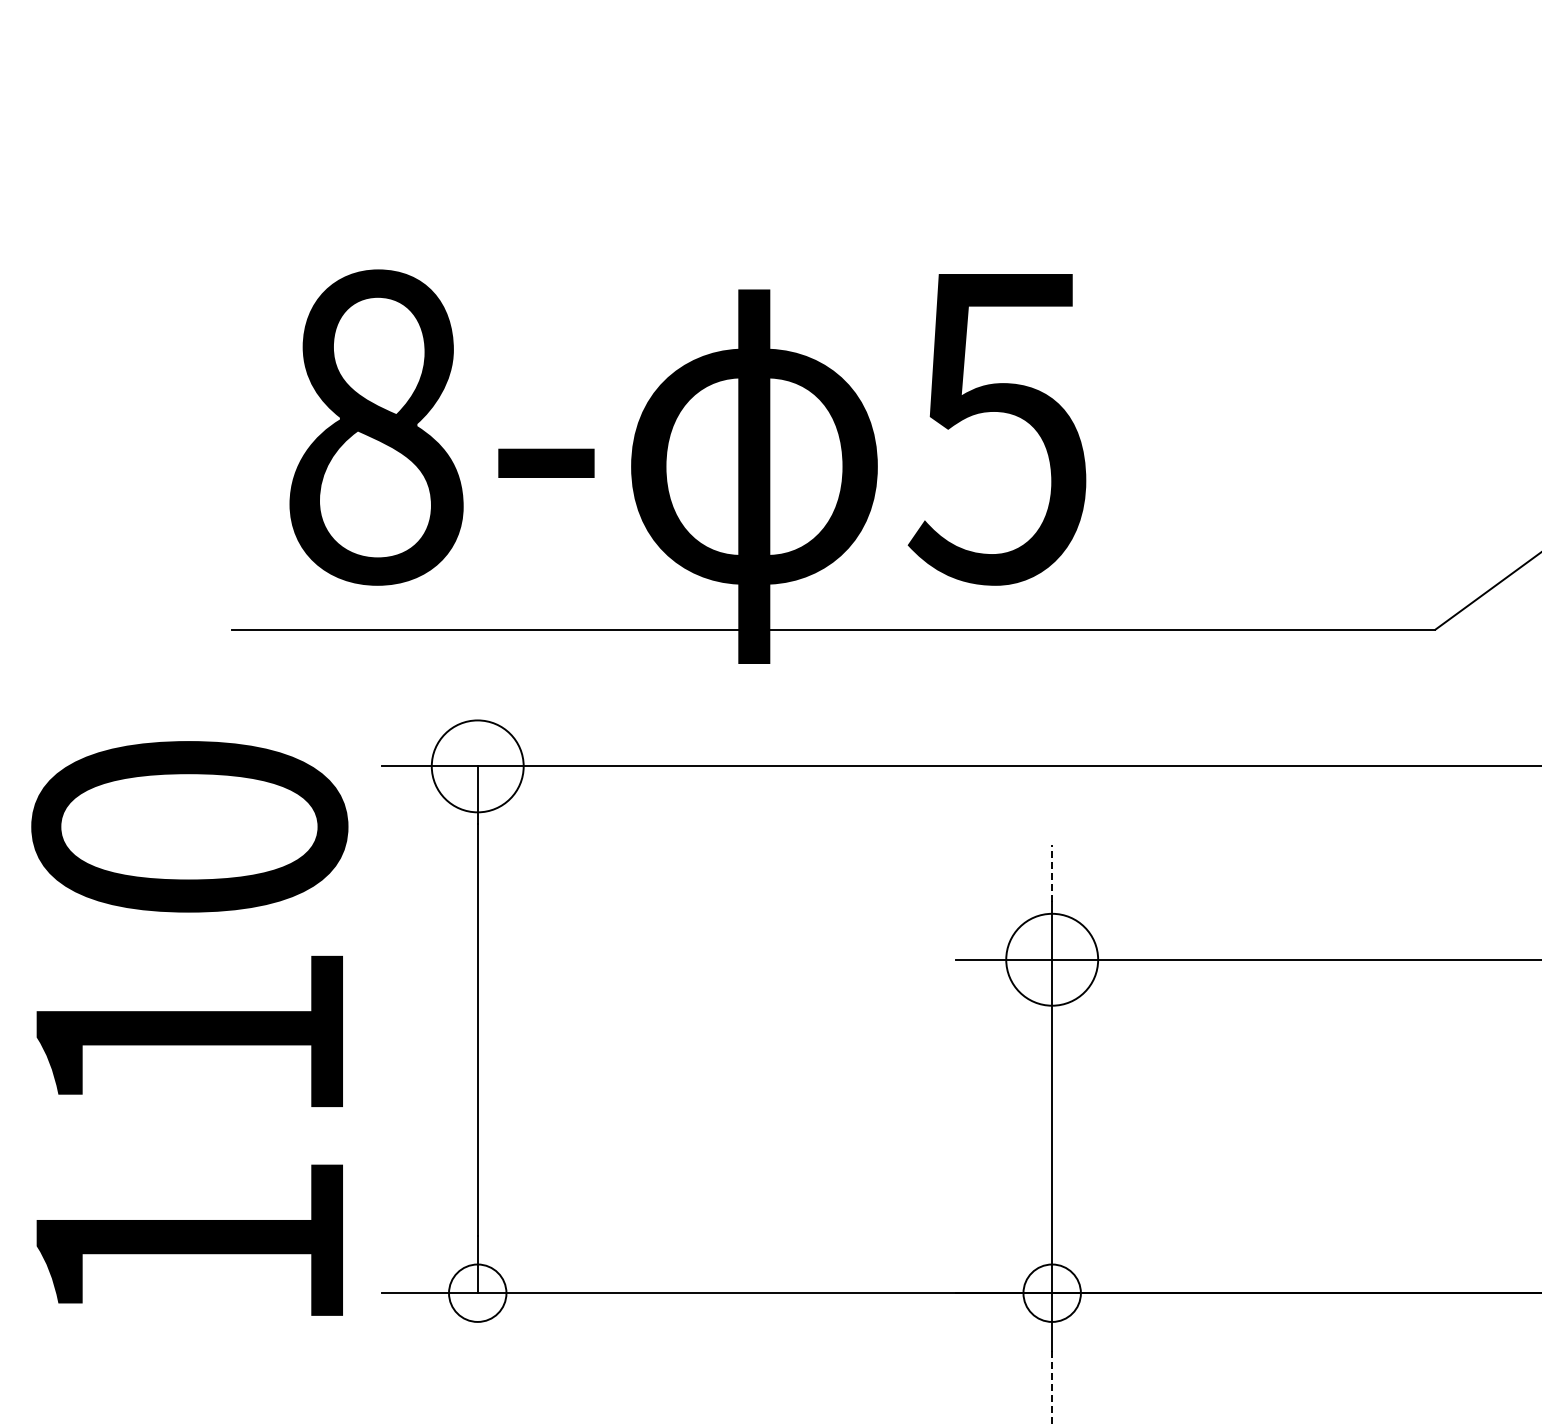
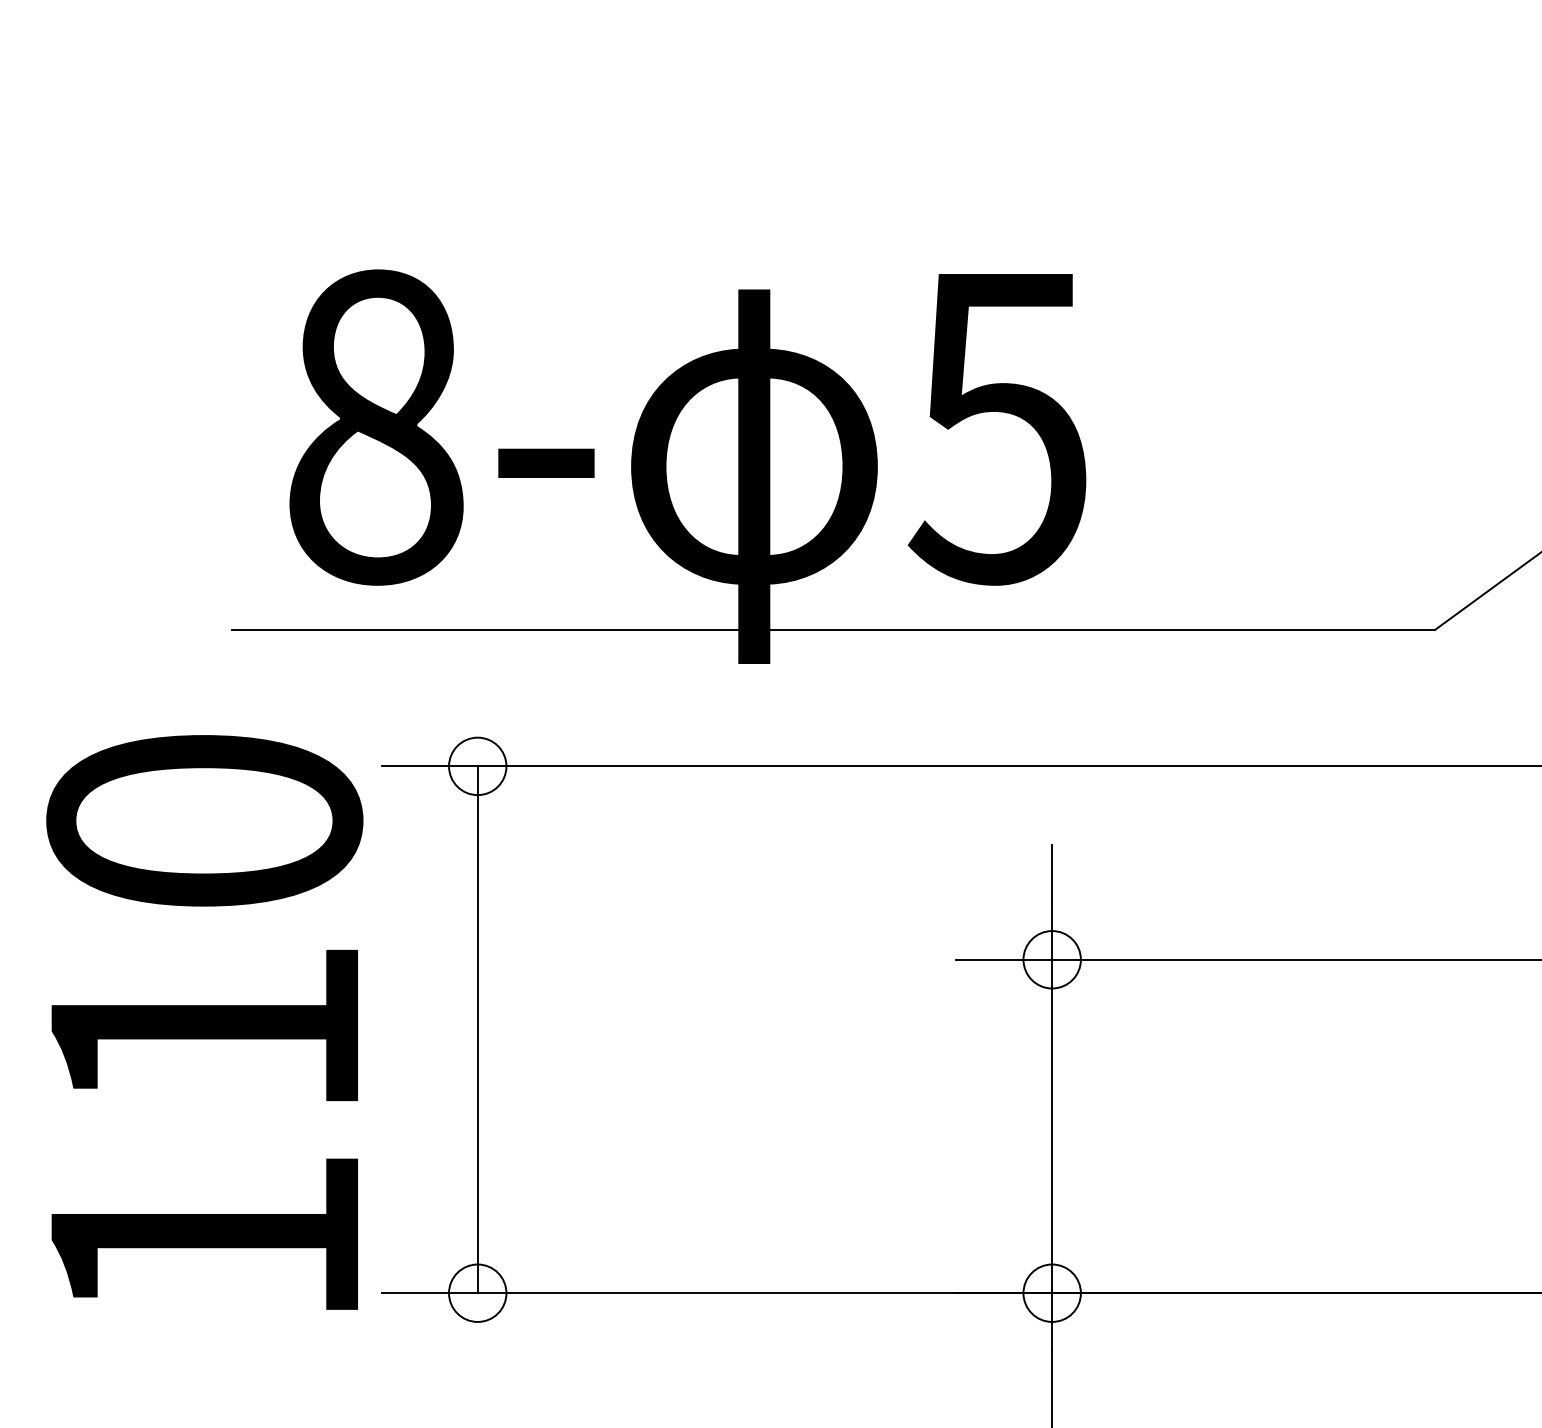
circle diameter: 92 px -> 57 px (477, 766)
line: dashed -> solid (1052, 873)
circle diameter: 92 px -> 57 px (1051, 959)
text position: (189, 1028) -> (204, 1022) (204, 1022)
line: dashed -> solid (1052, 1389)
